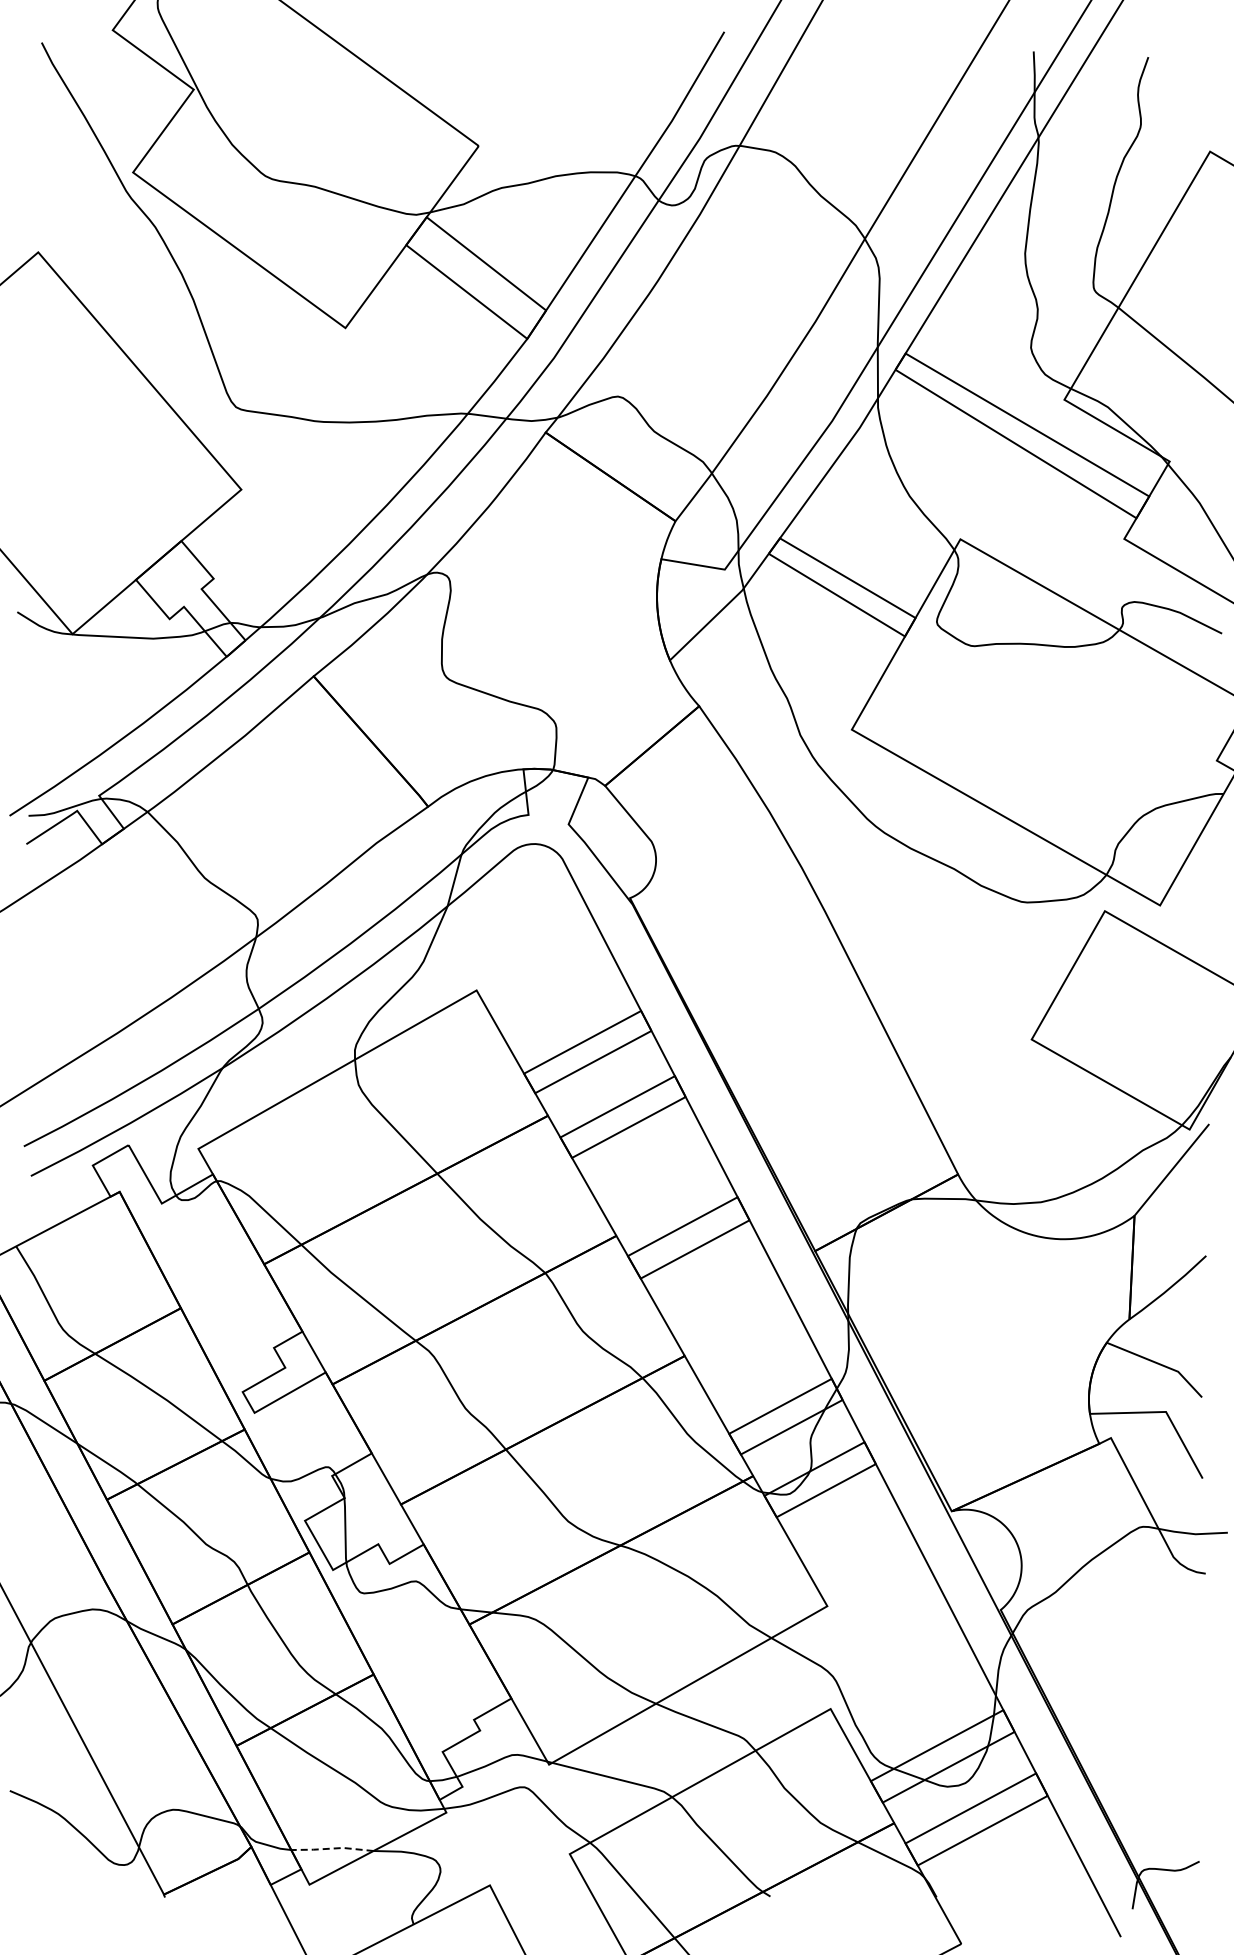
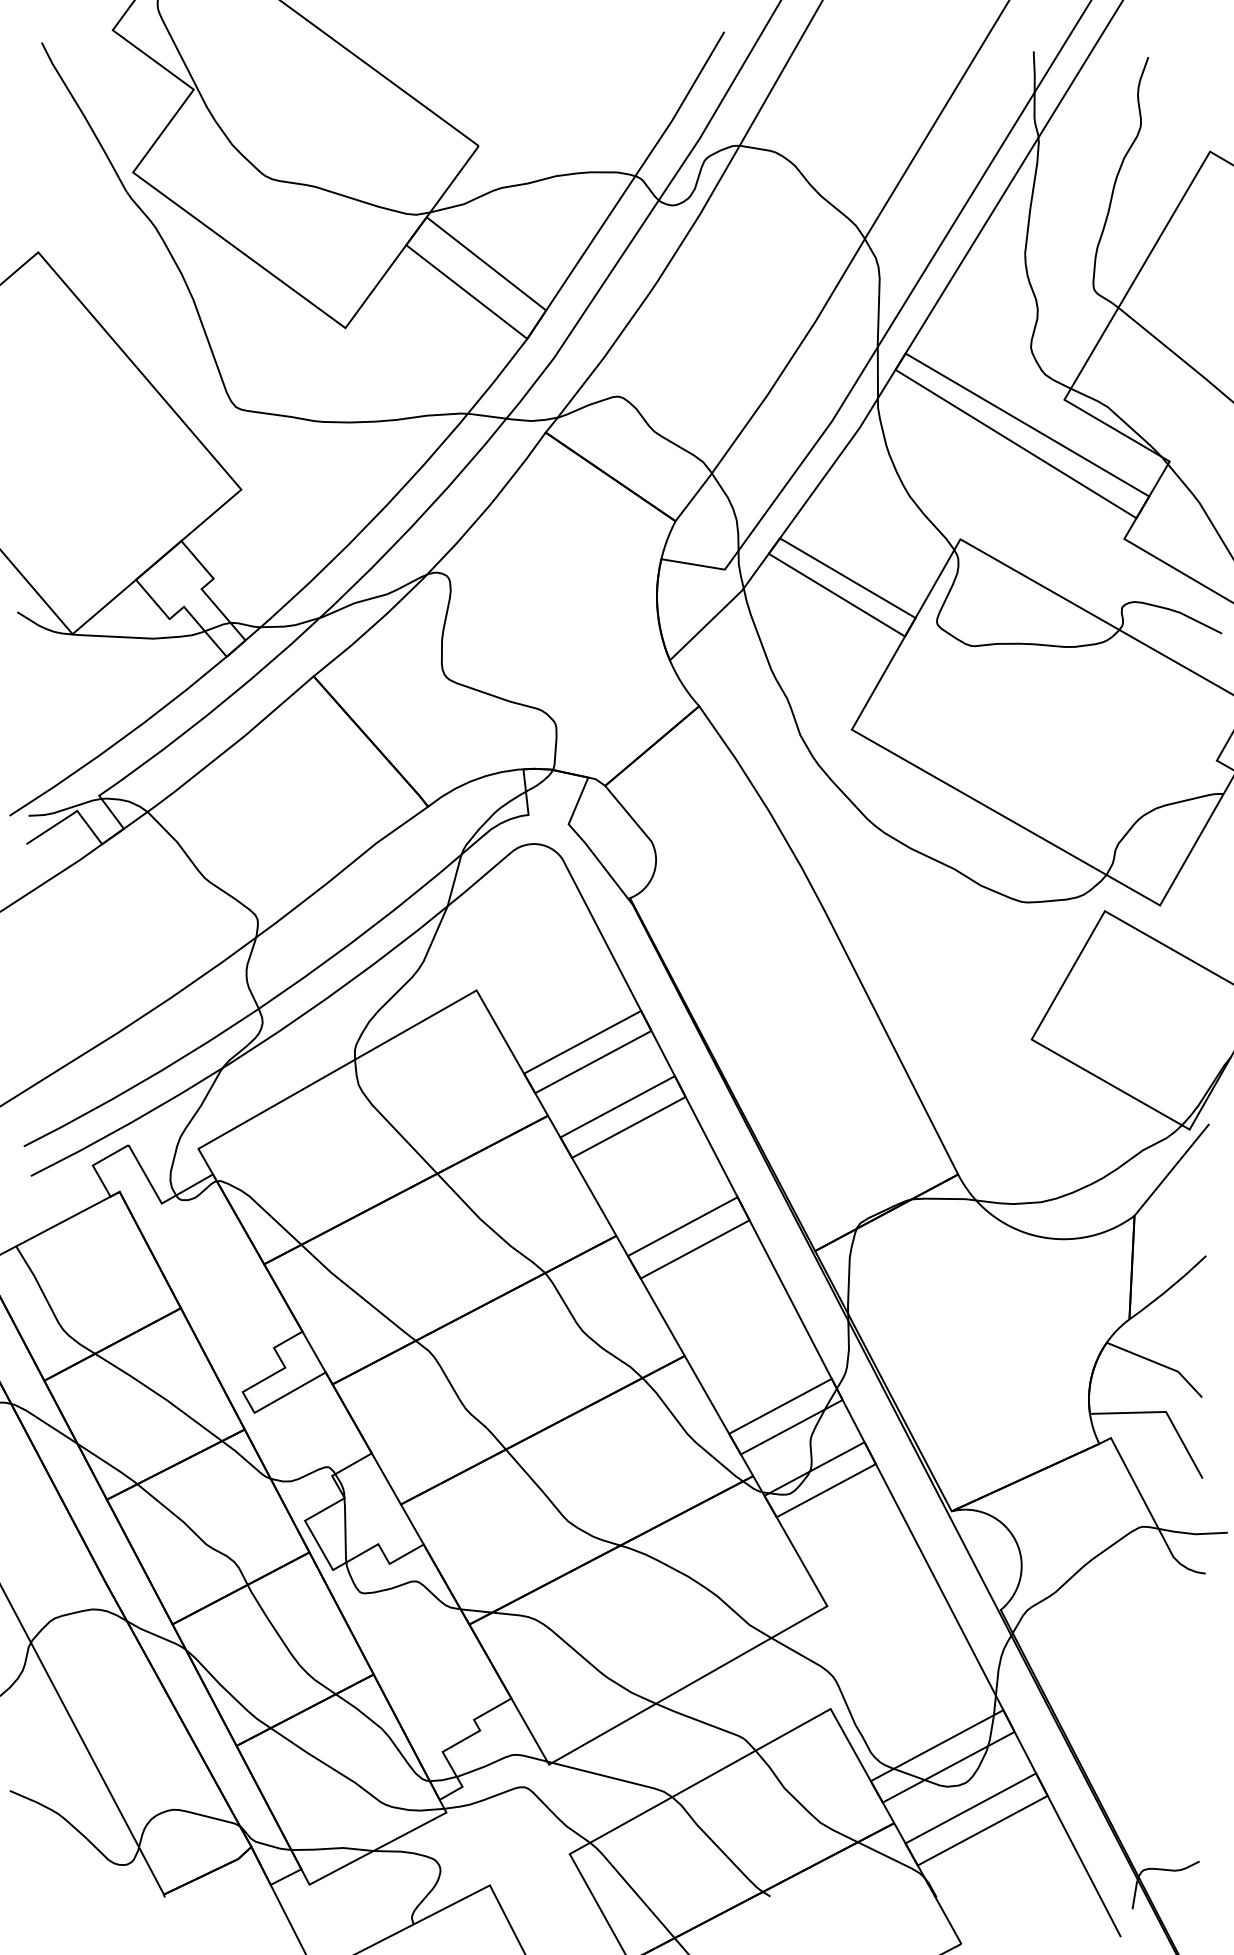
line: dashed -> solid (332, 1848)
